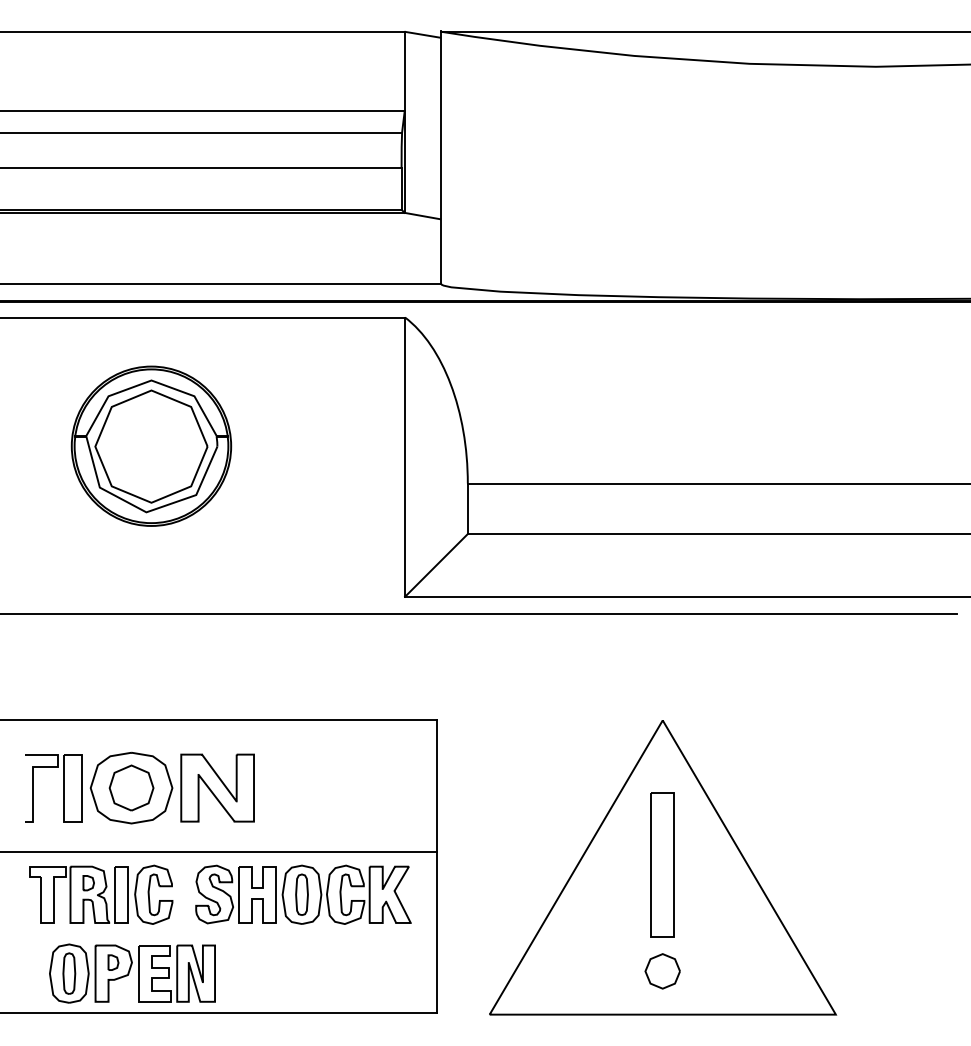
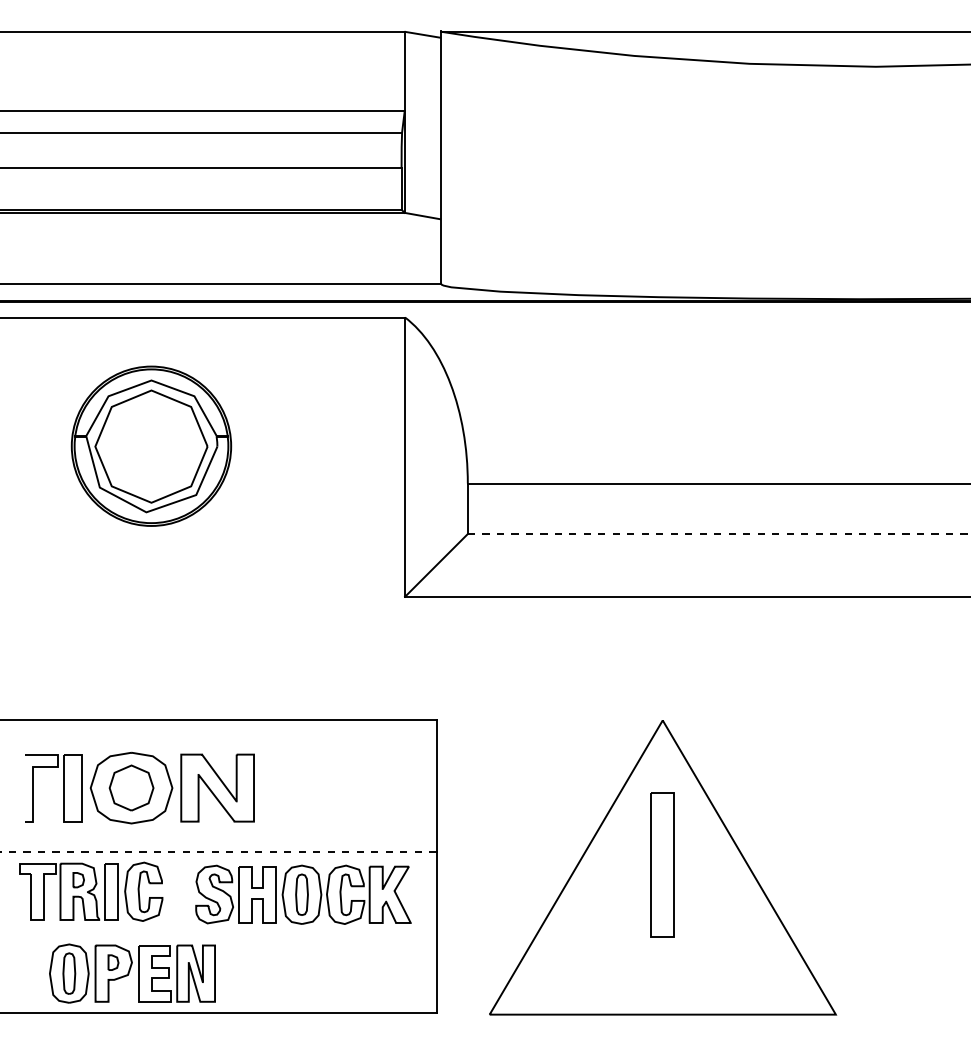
line: solid -> dashed (719, 534)
line: present -> none (479, 613)
line: solid -> dashed (219, 851)
part position: (101, 894) -> (91, 891) (91, 891)
part: present -> none (662, 971)
